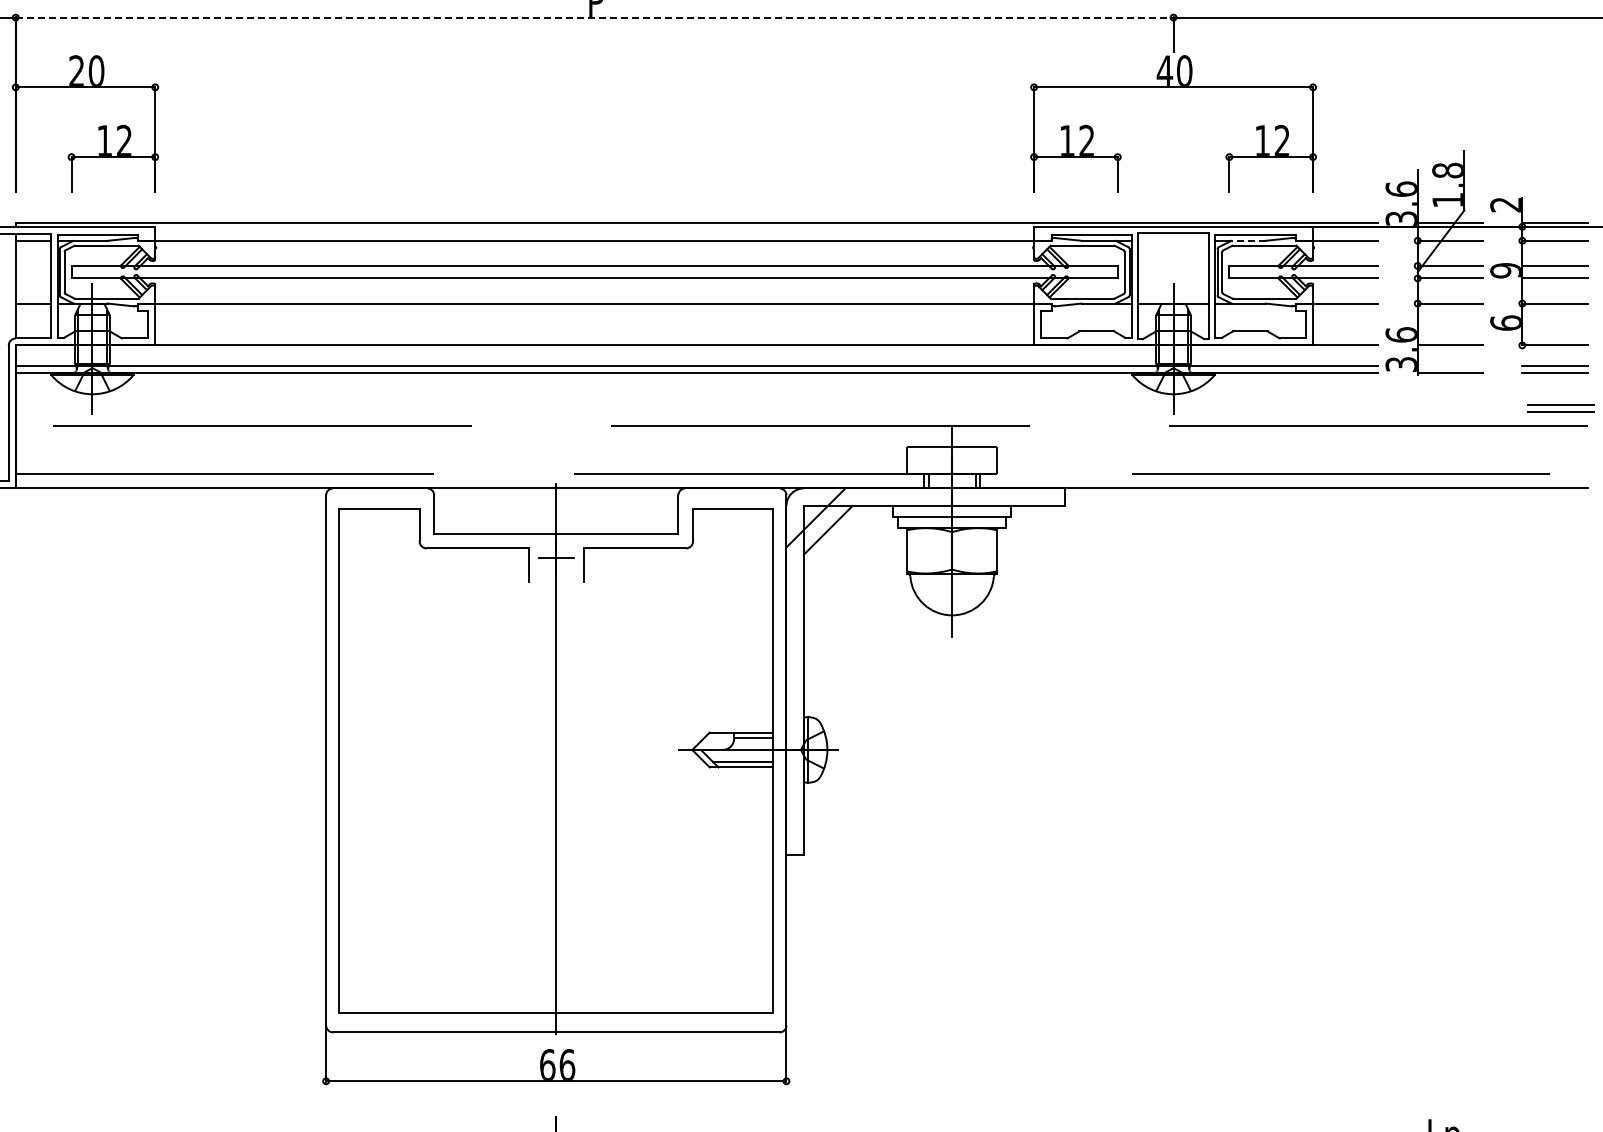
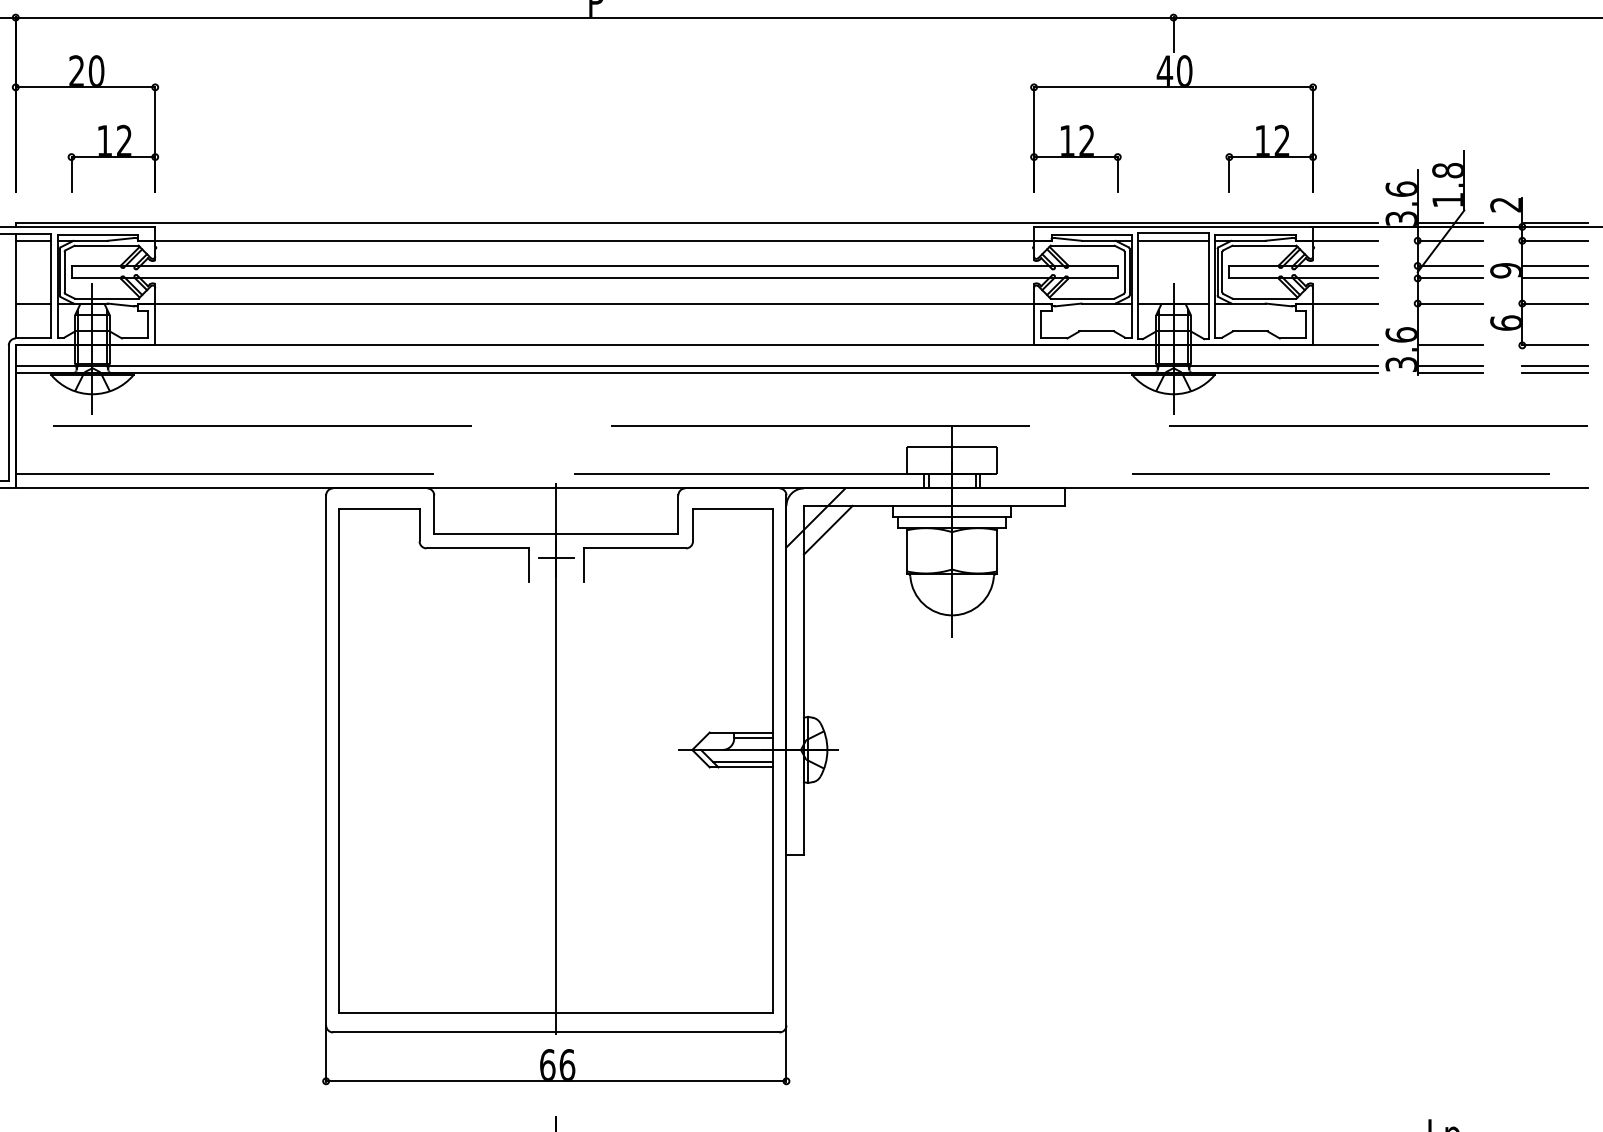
line: dashed -> solid (594, 17)
line: none -> present (1173, 240)
line: dashed -> solid (1248, 240)
line: none -> present (1449, 366)
part: present -> none (1560, 408)
